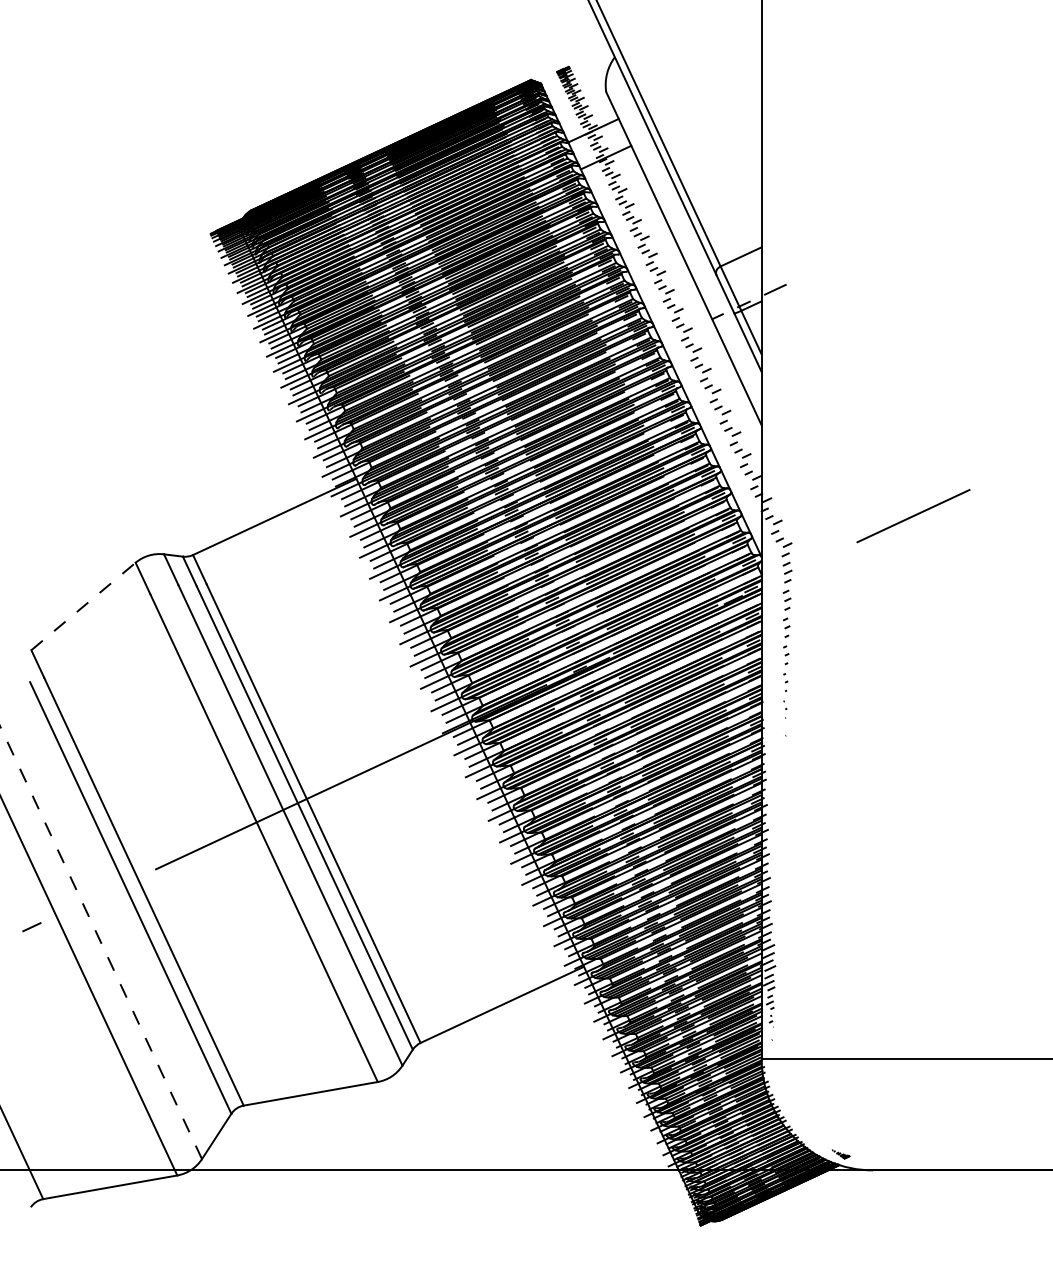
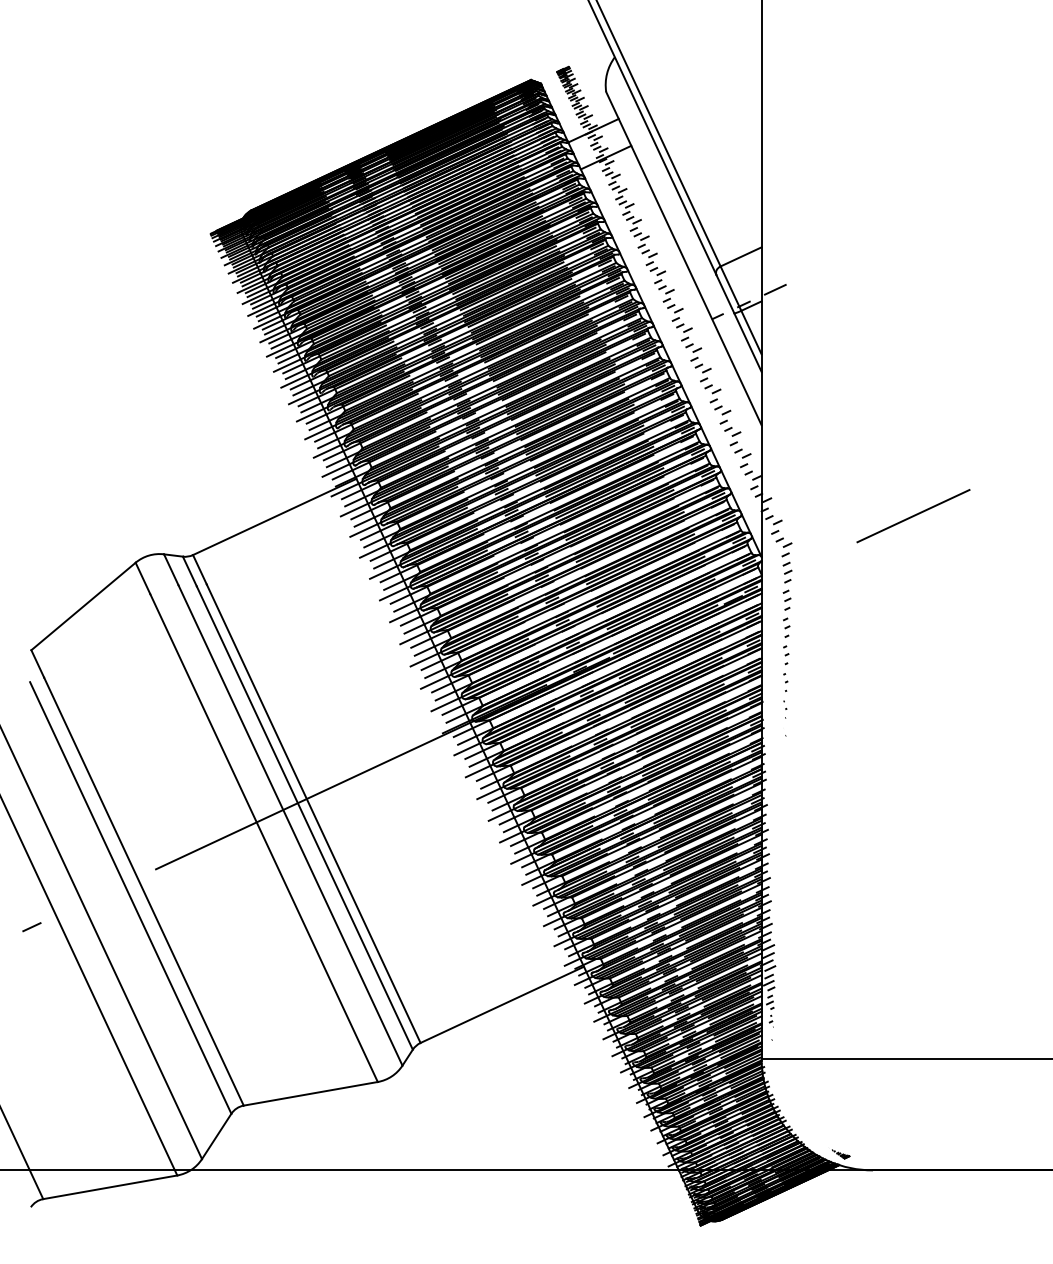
line: dashed -> solid (83, 606)
line: dashed -> solid (101, 942)
